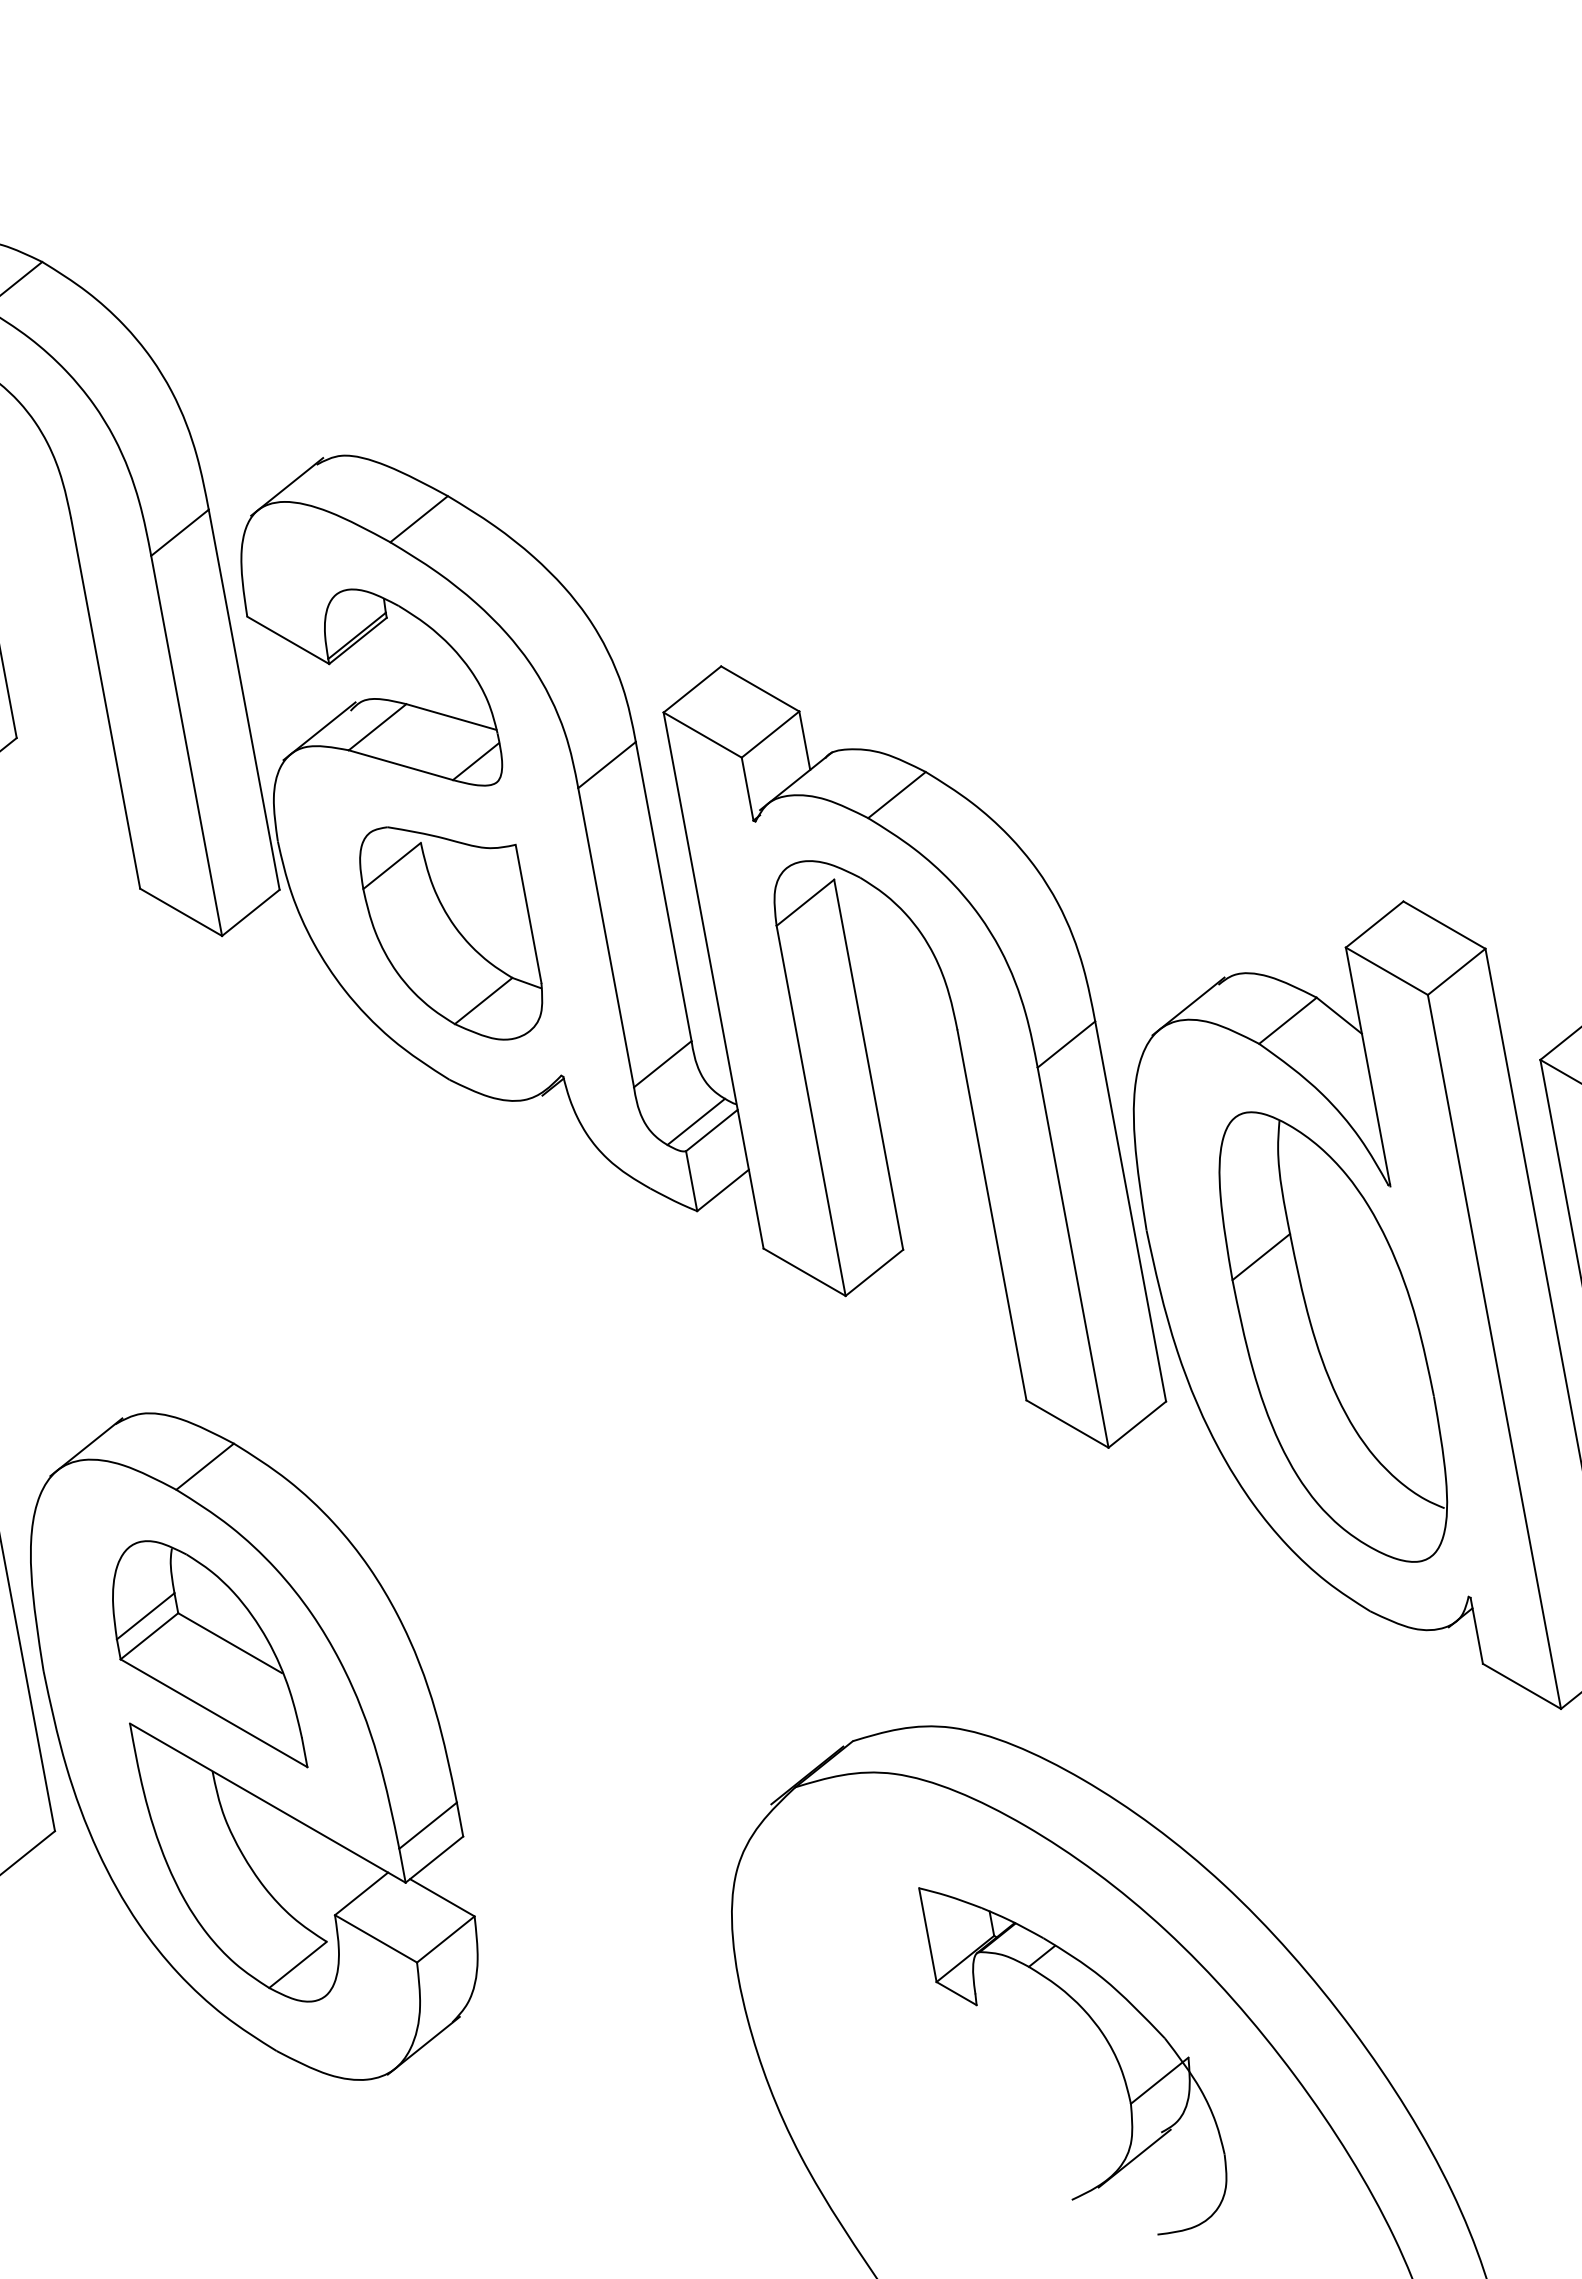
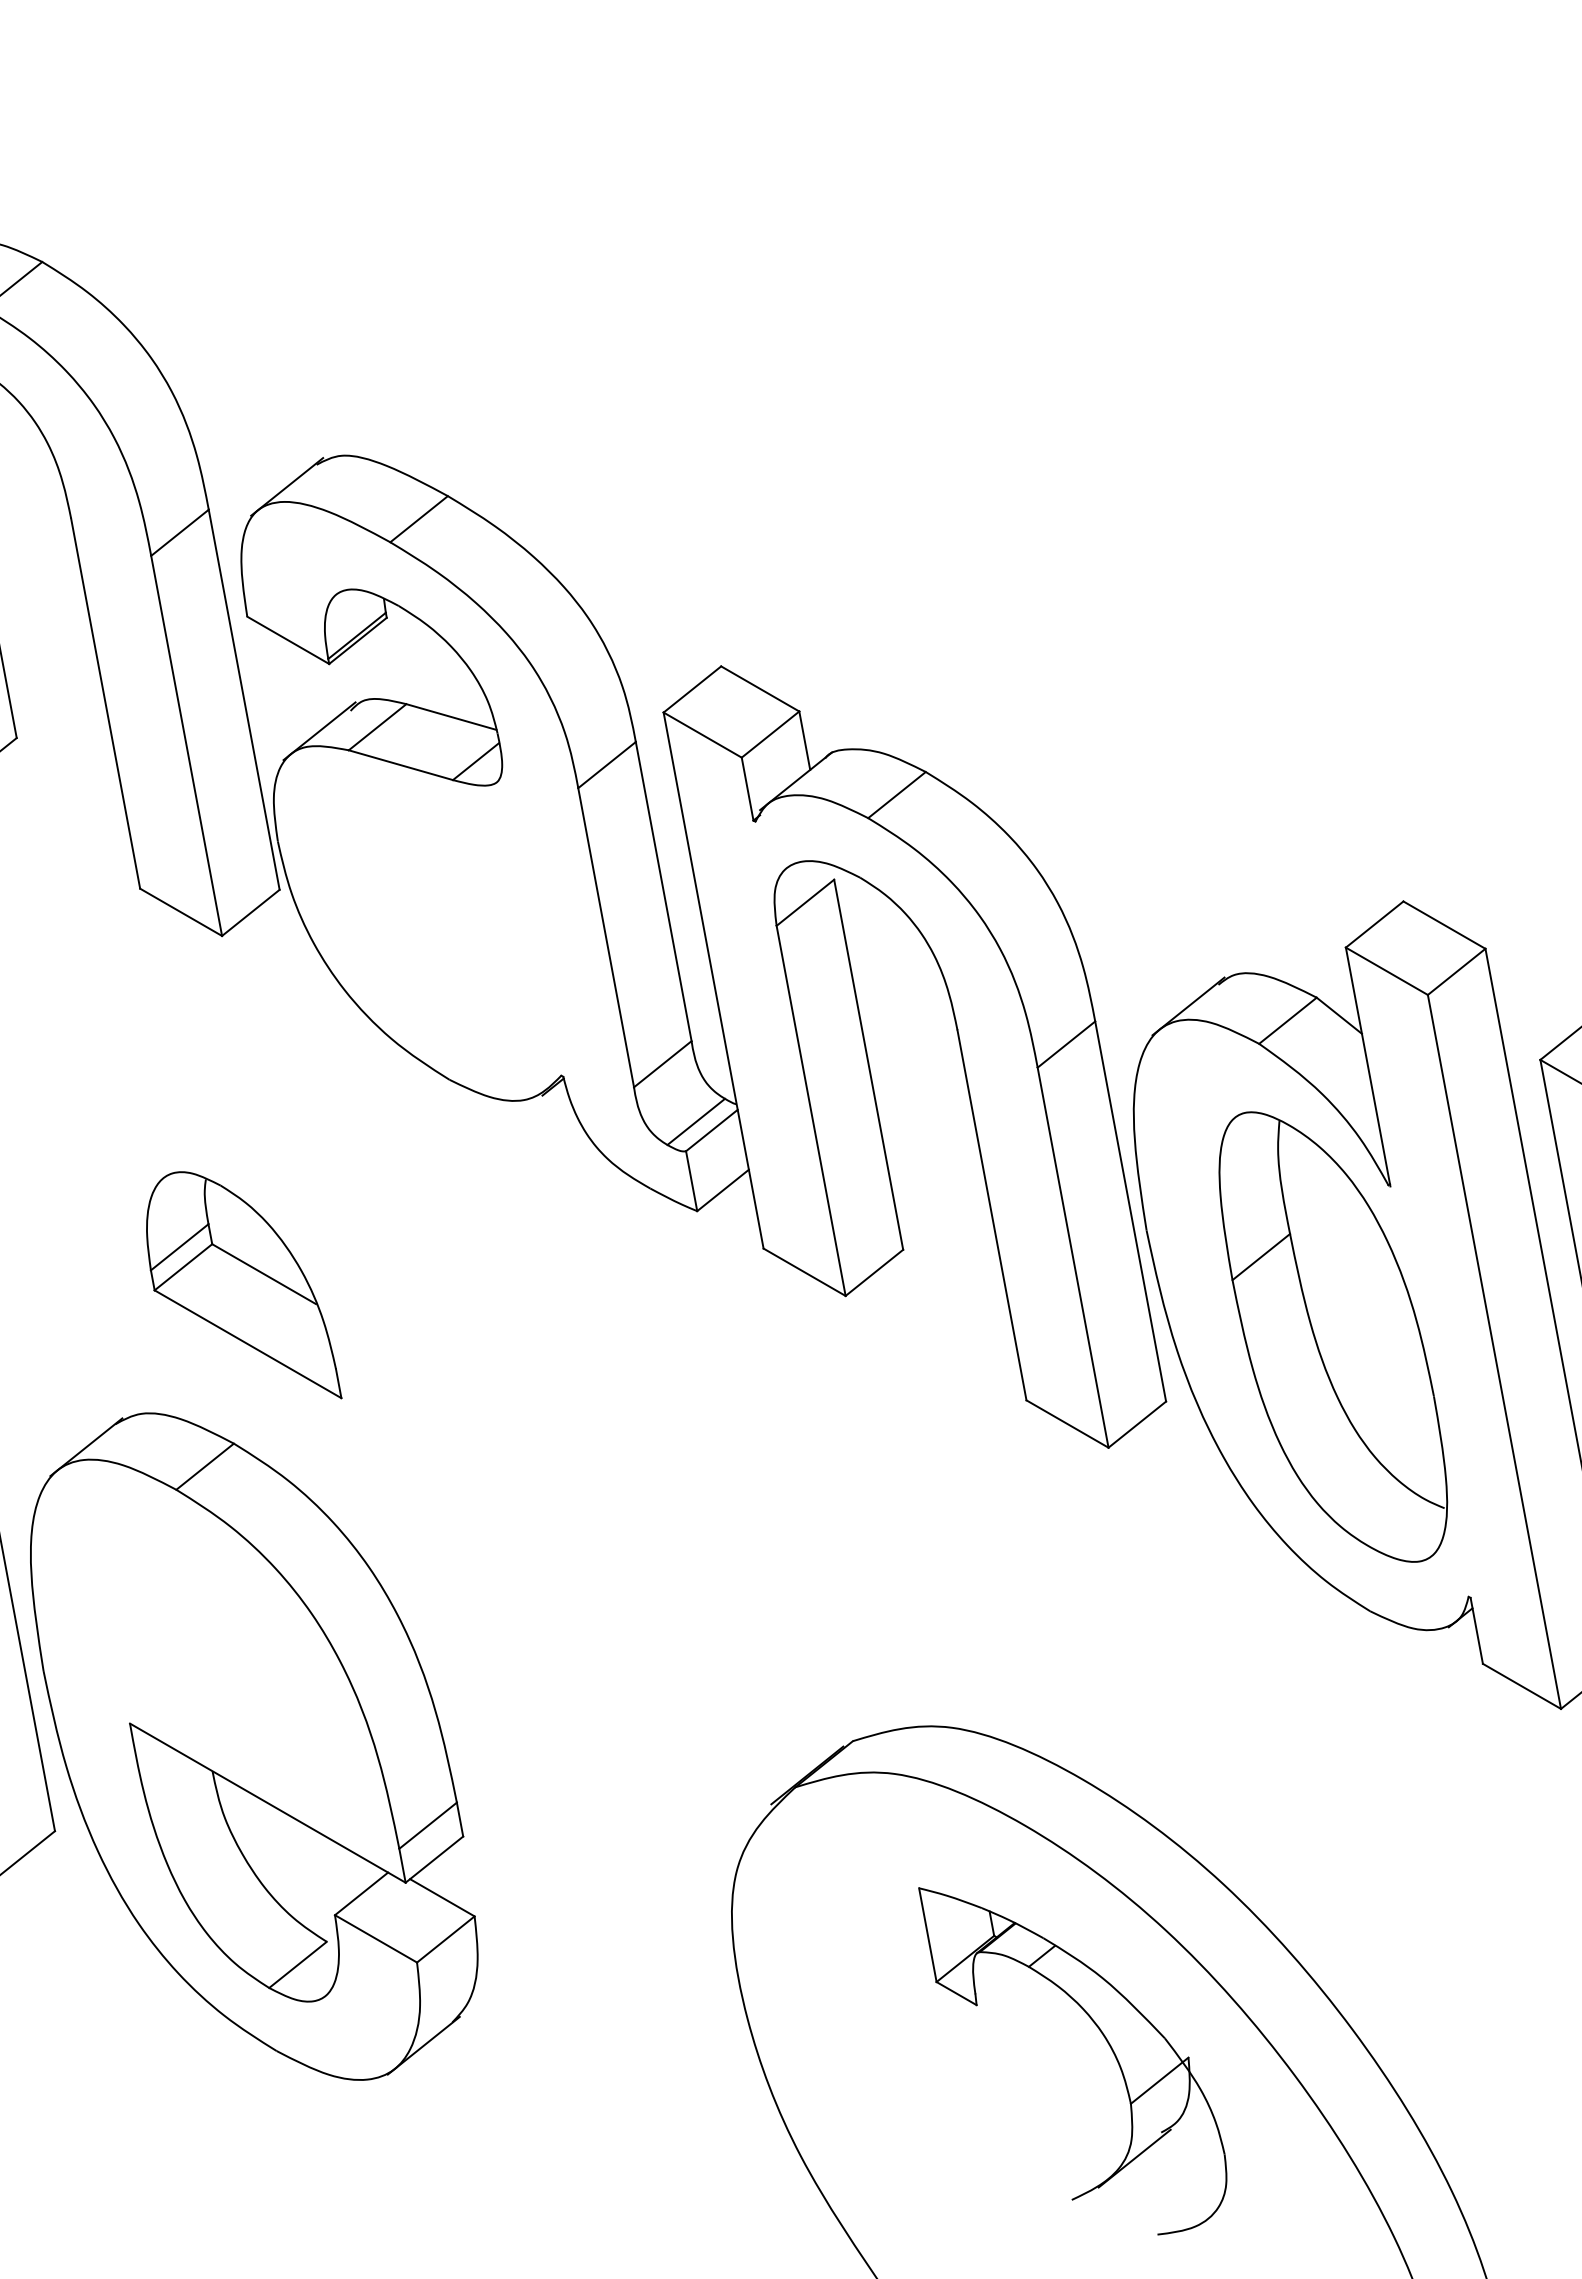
part: present -> none (451, 933)
part position: (210, 1654) -> (244, 1285) (244, 1285)
